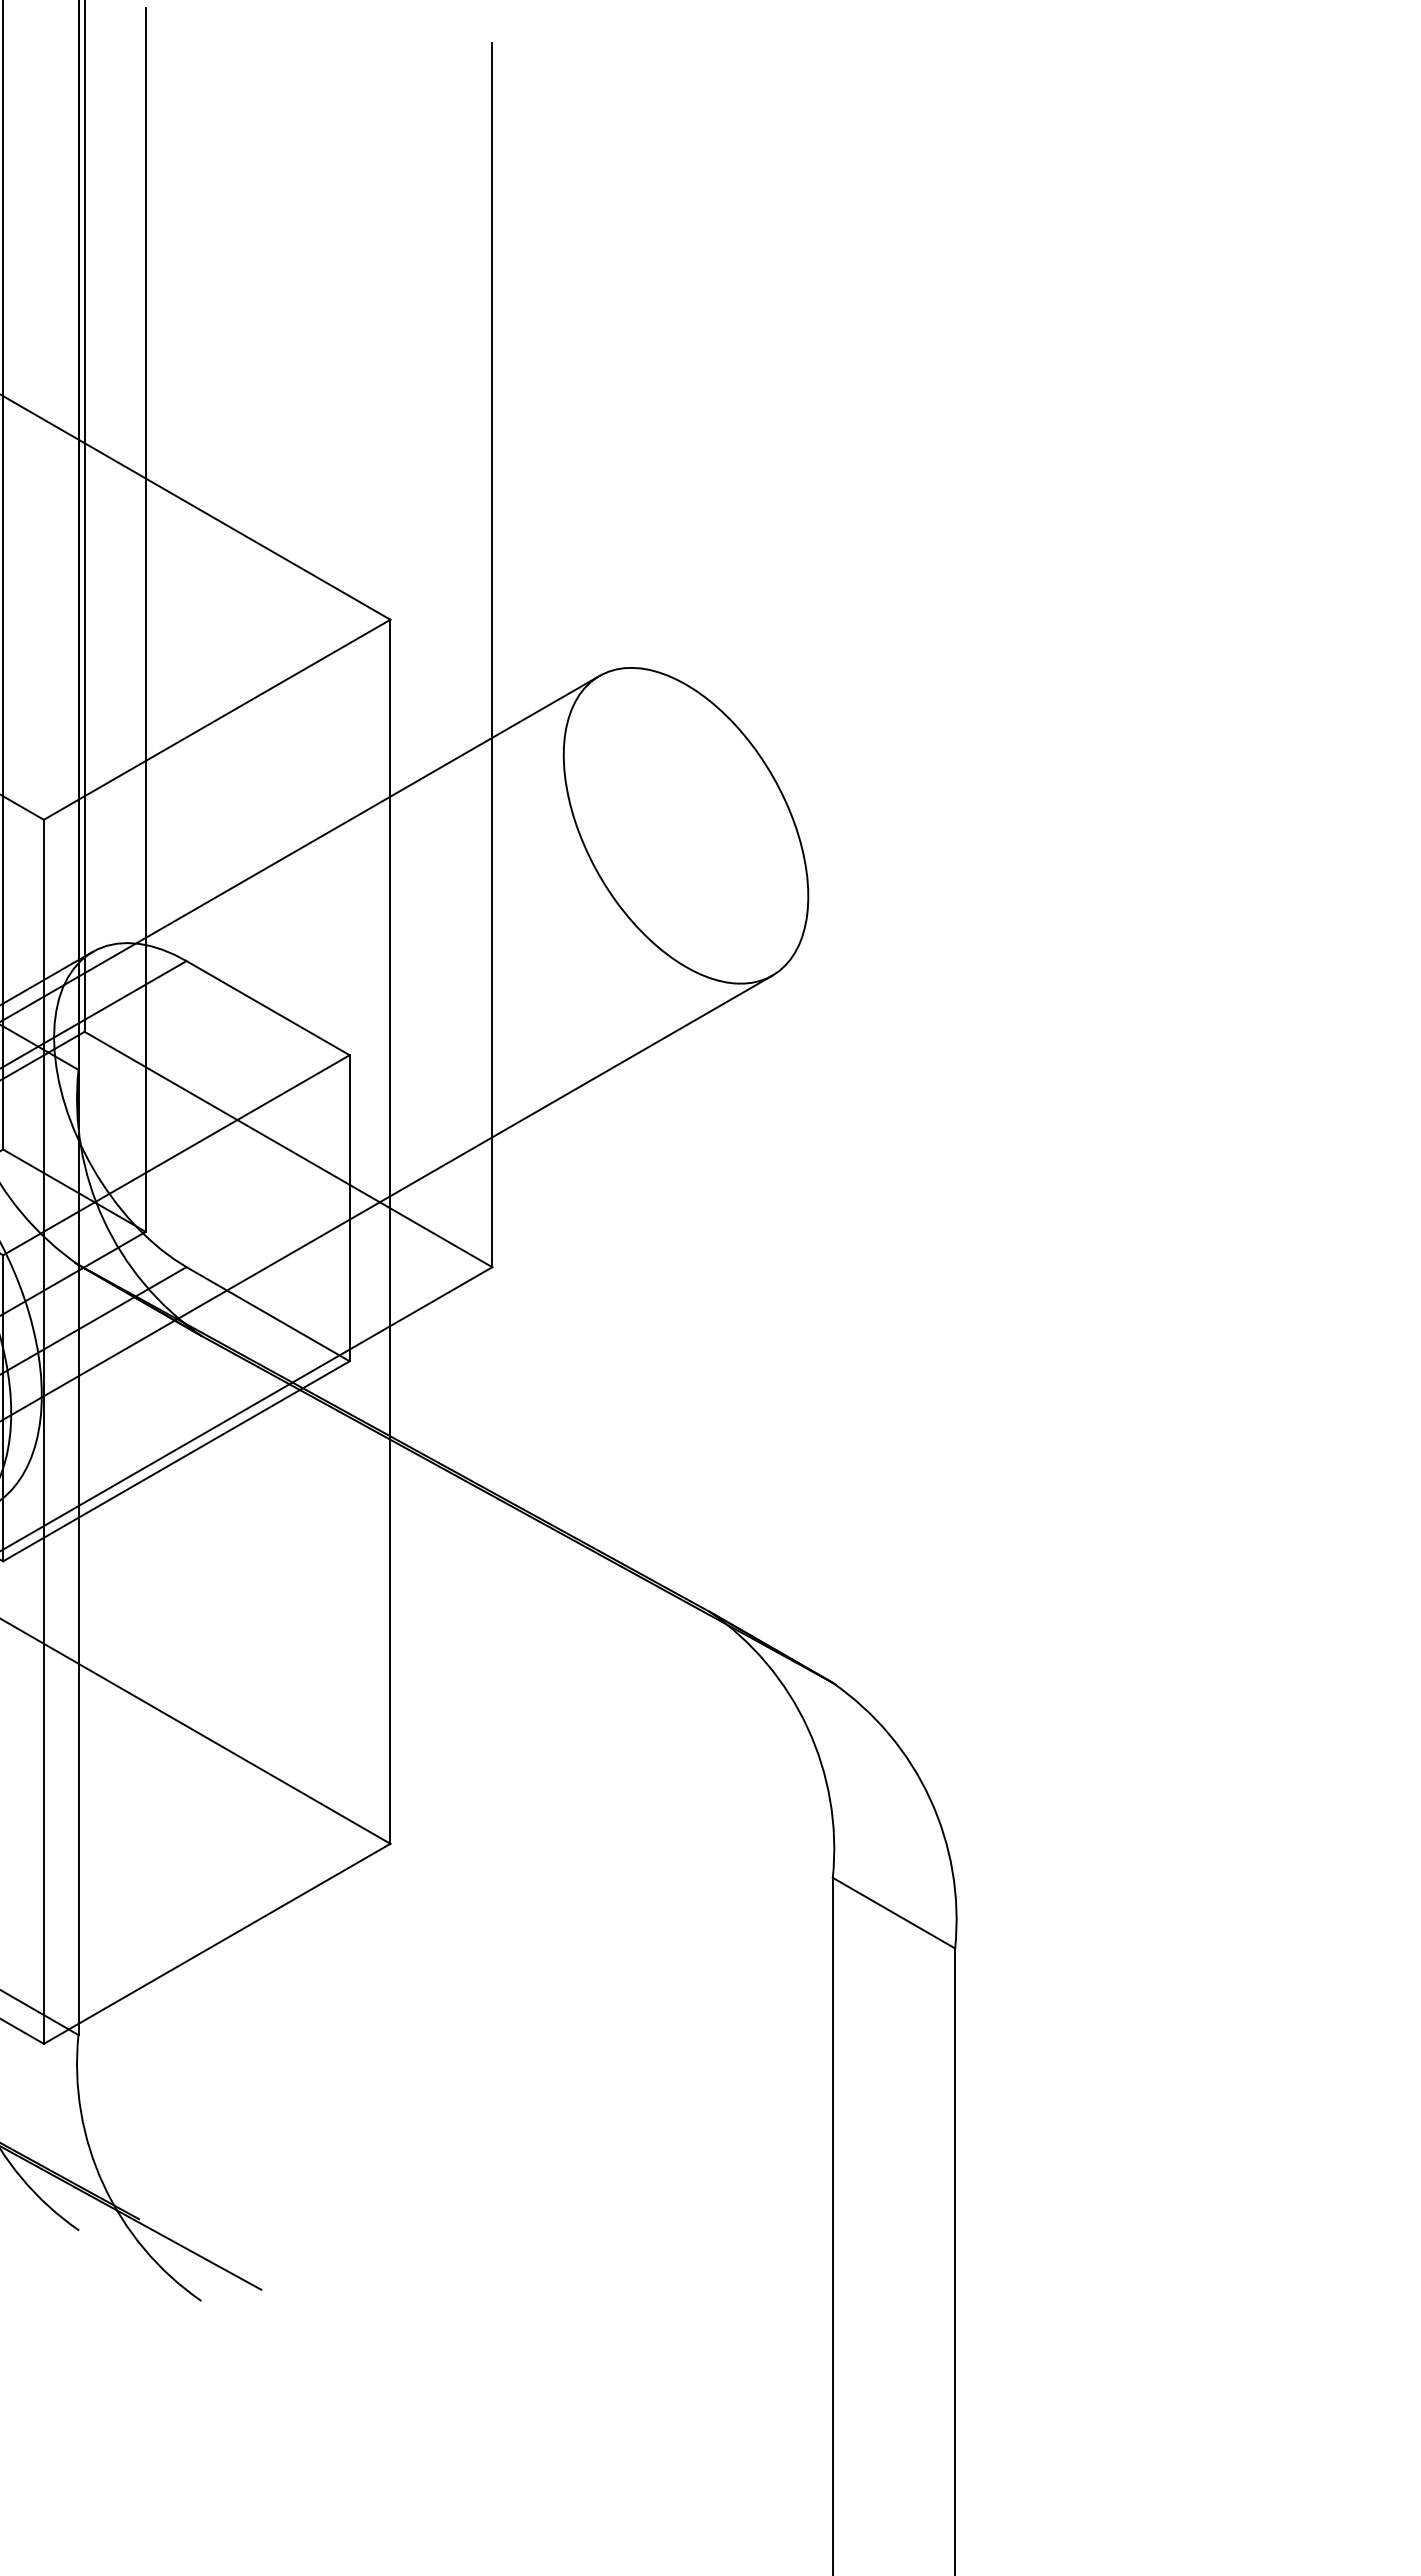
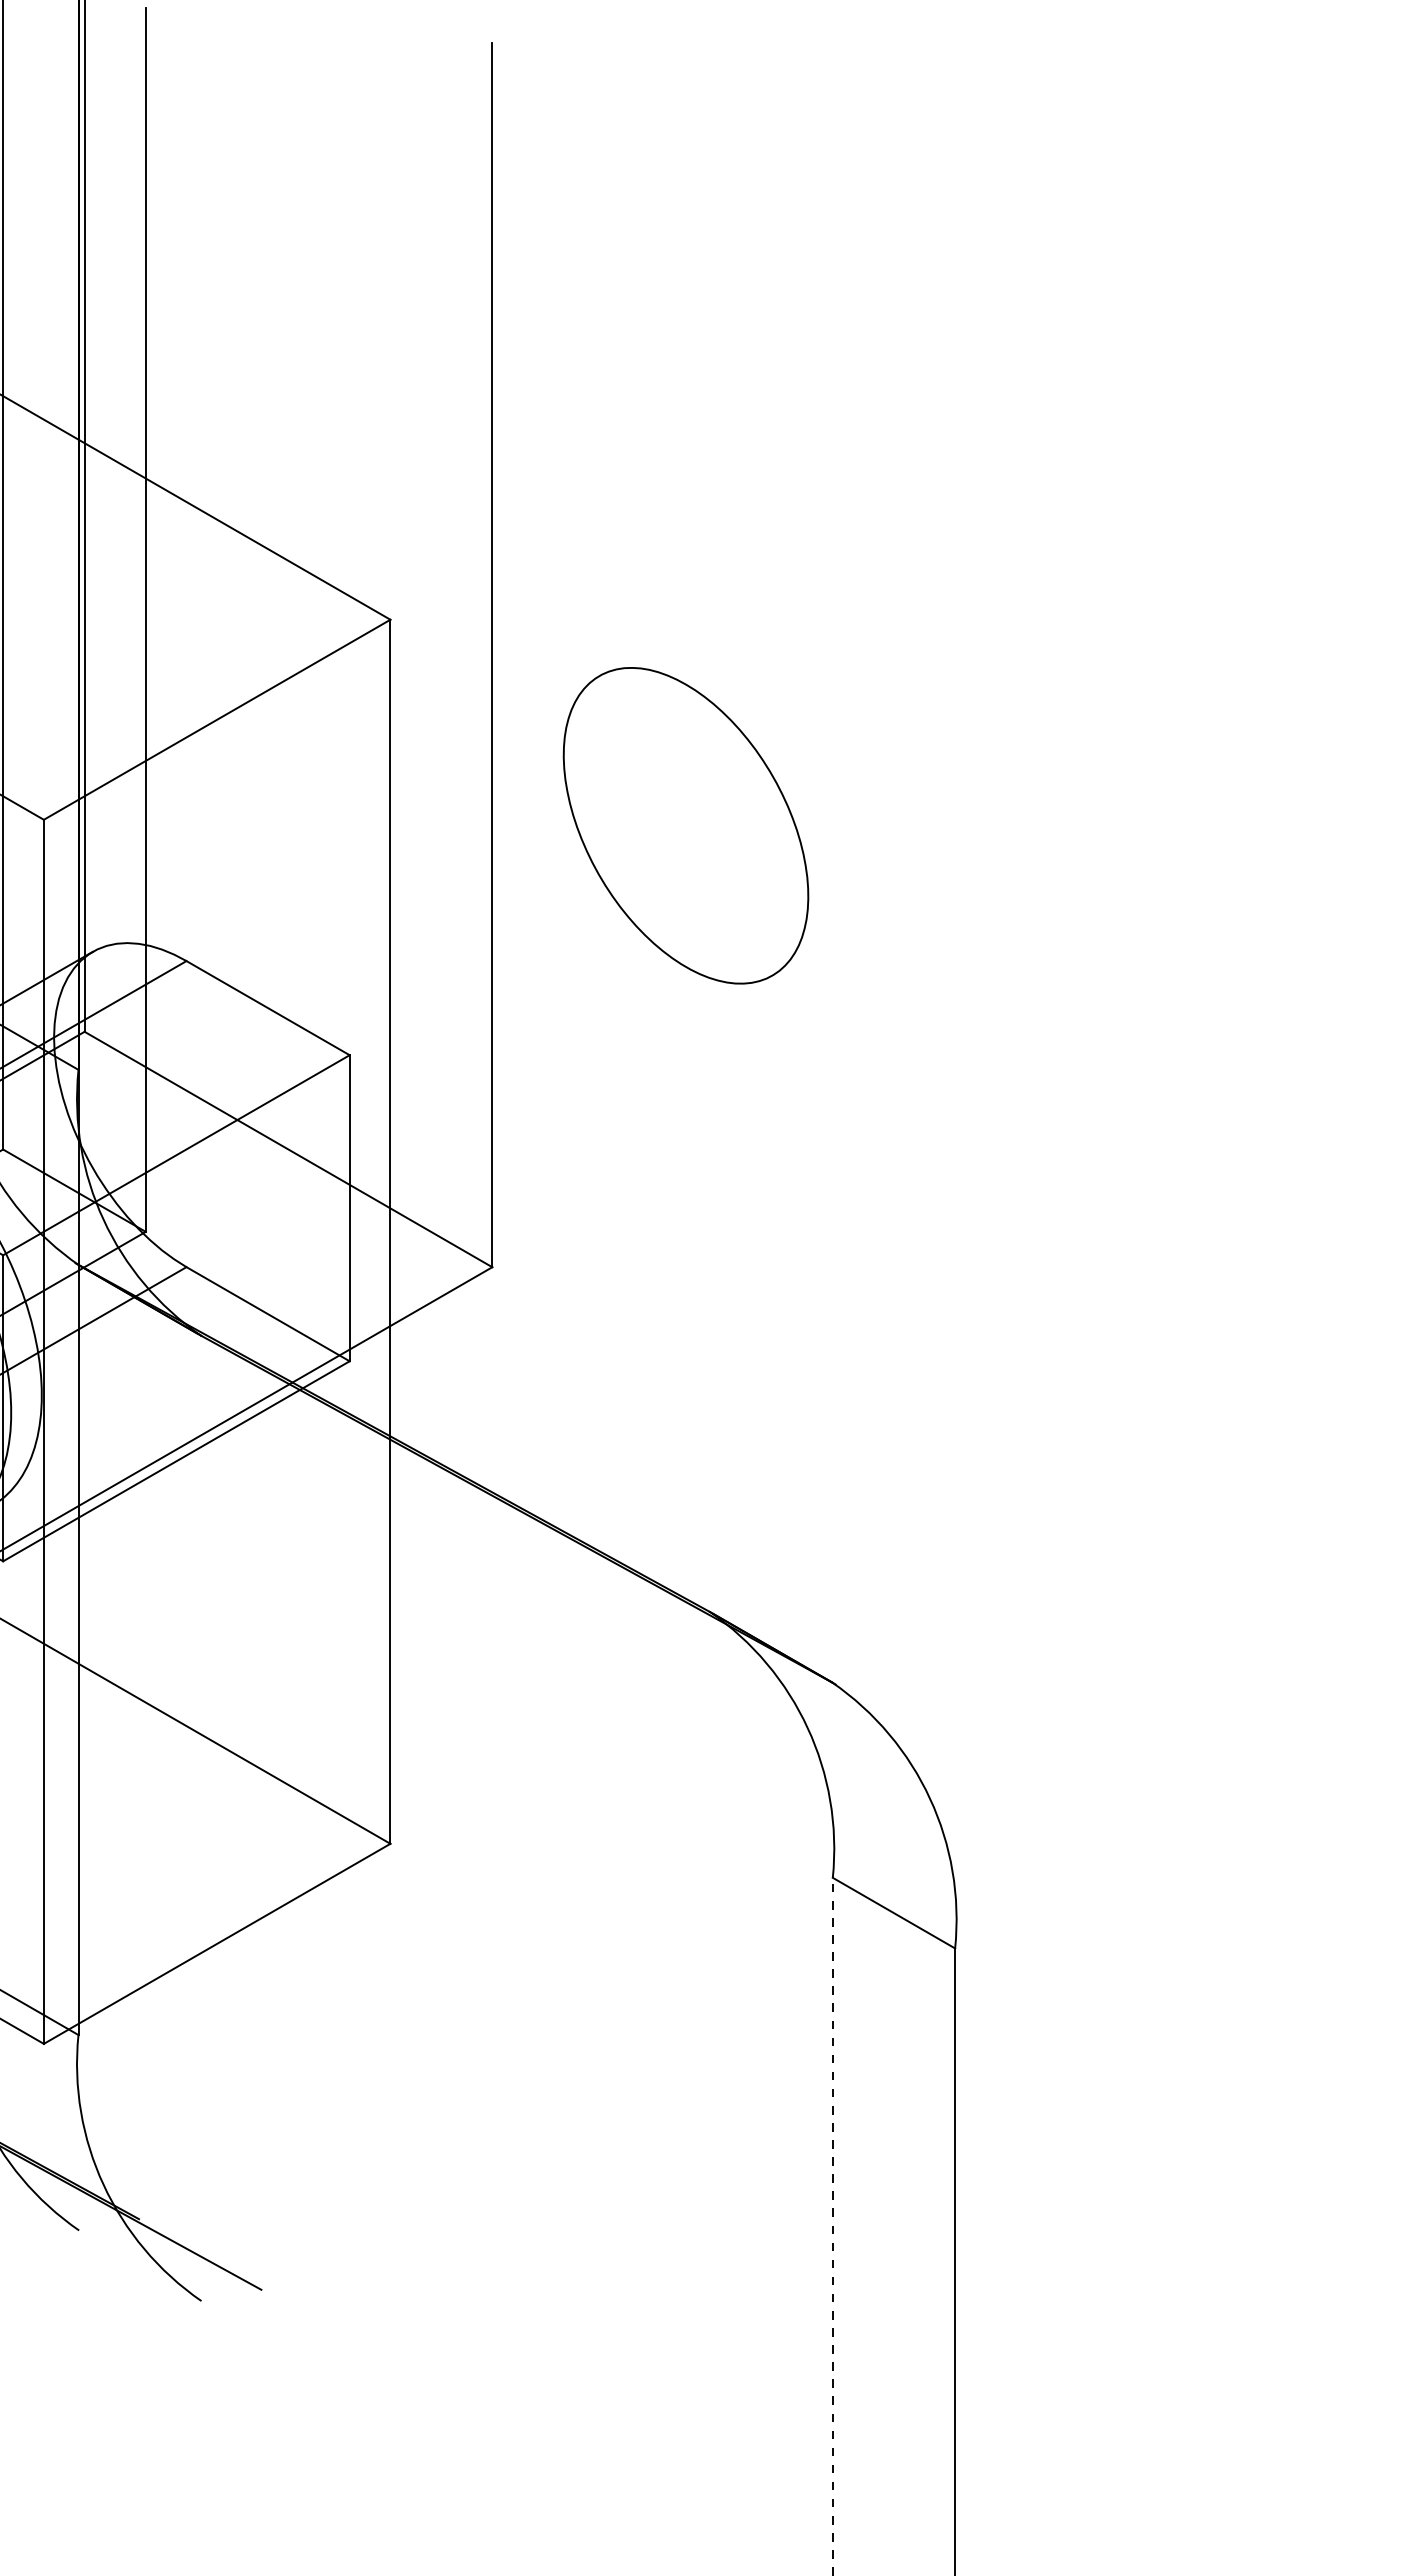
line: present -> none (300, 847)
line: present -> none (387, 1197)
line: solid -> dashed (832, 2226)
